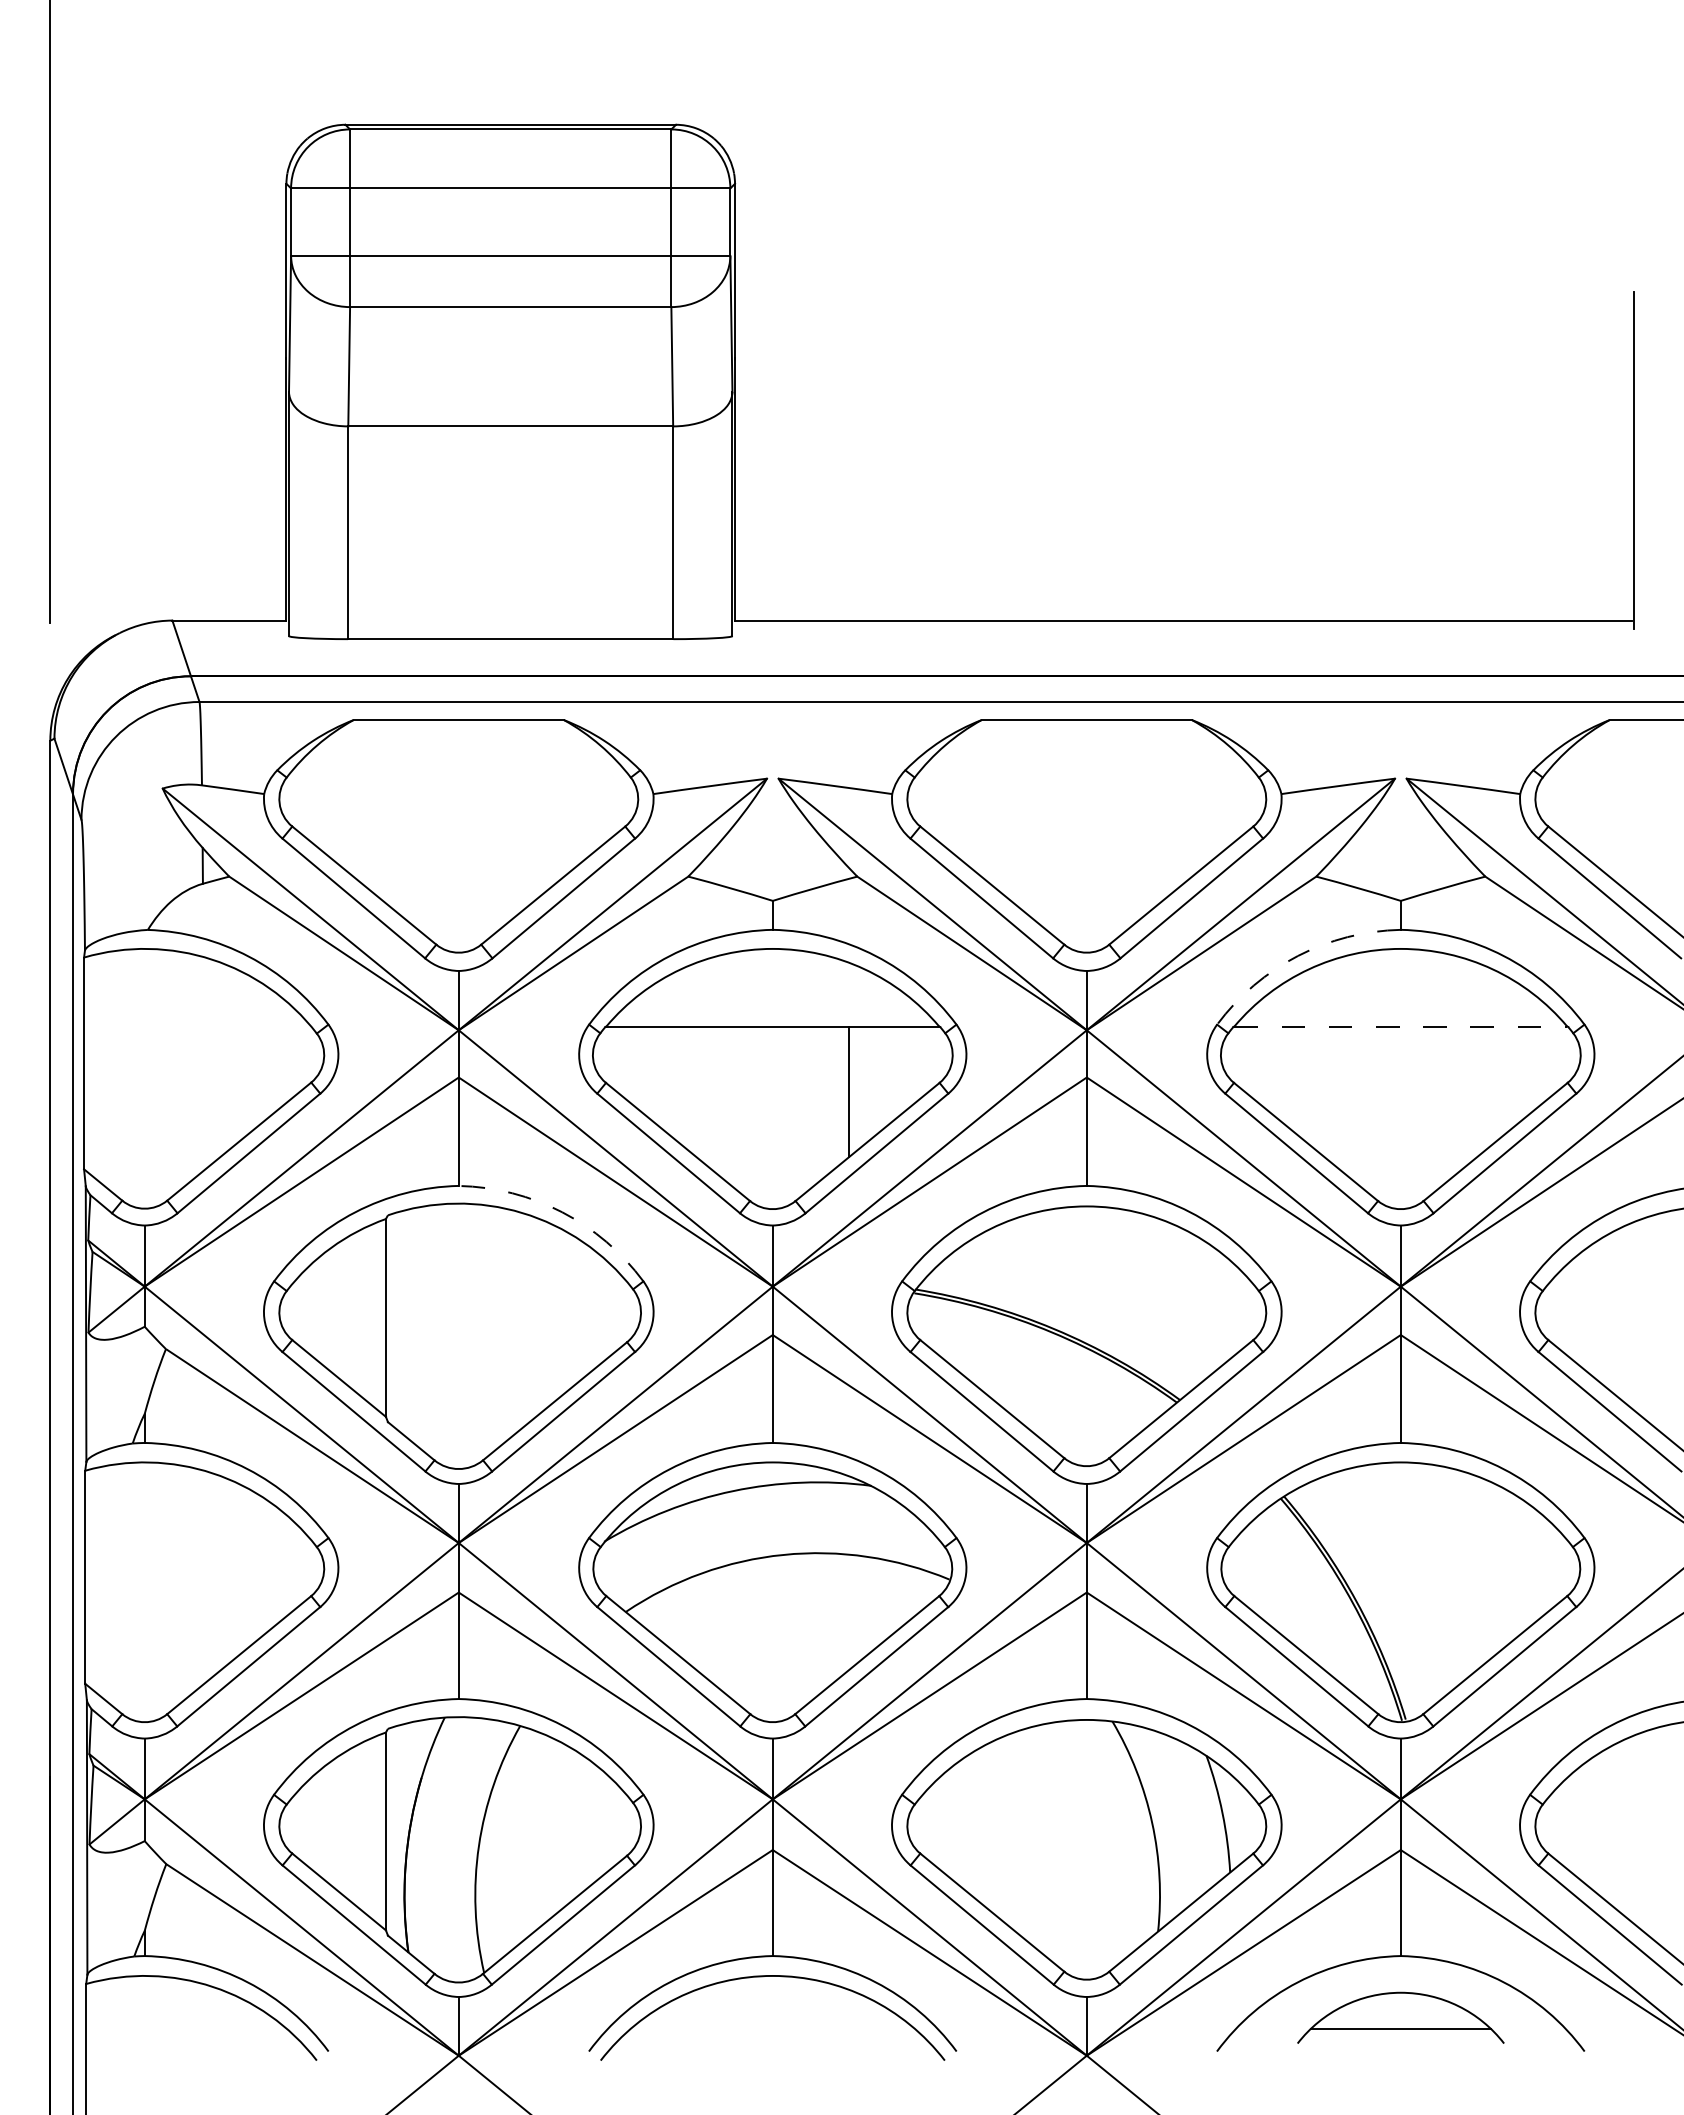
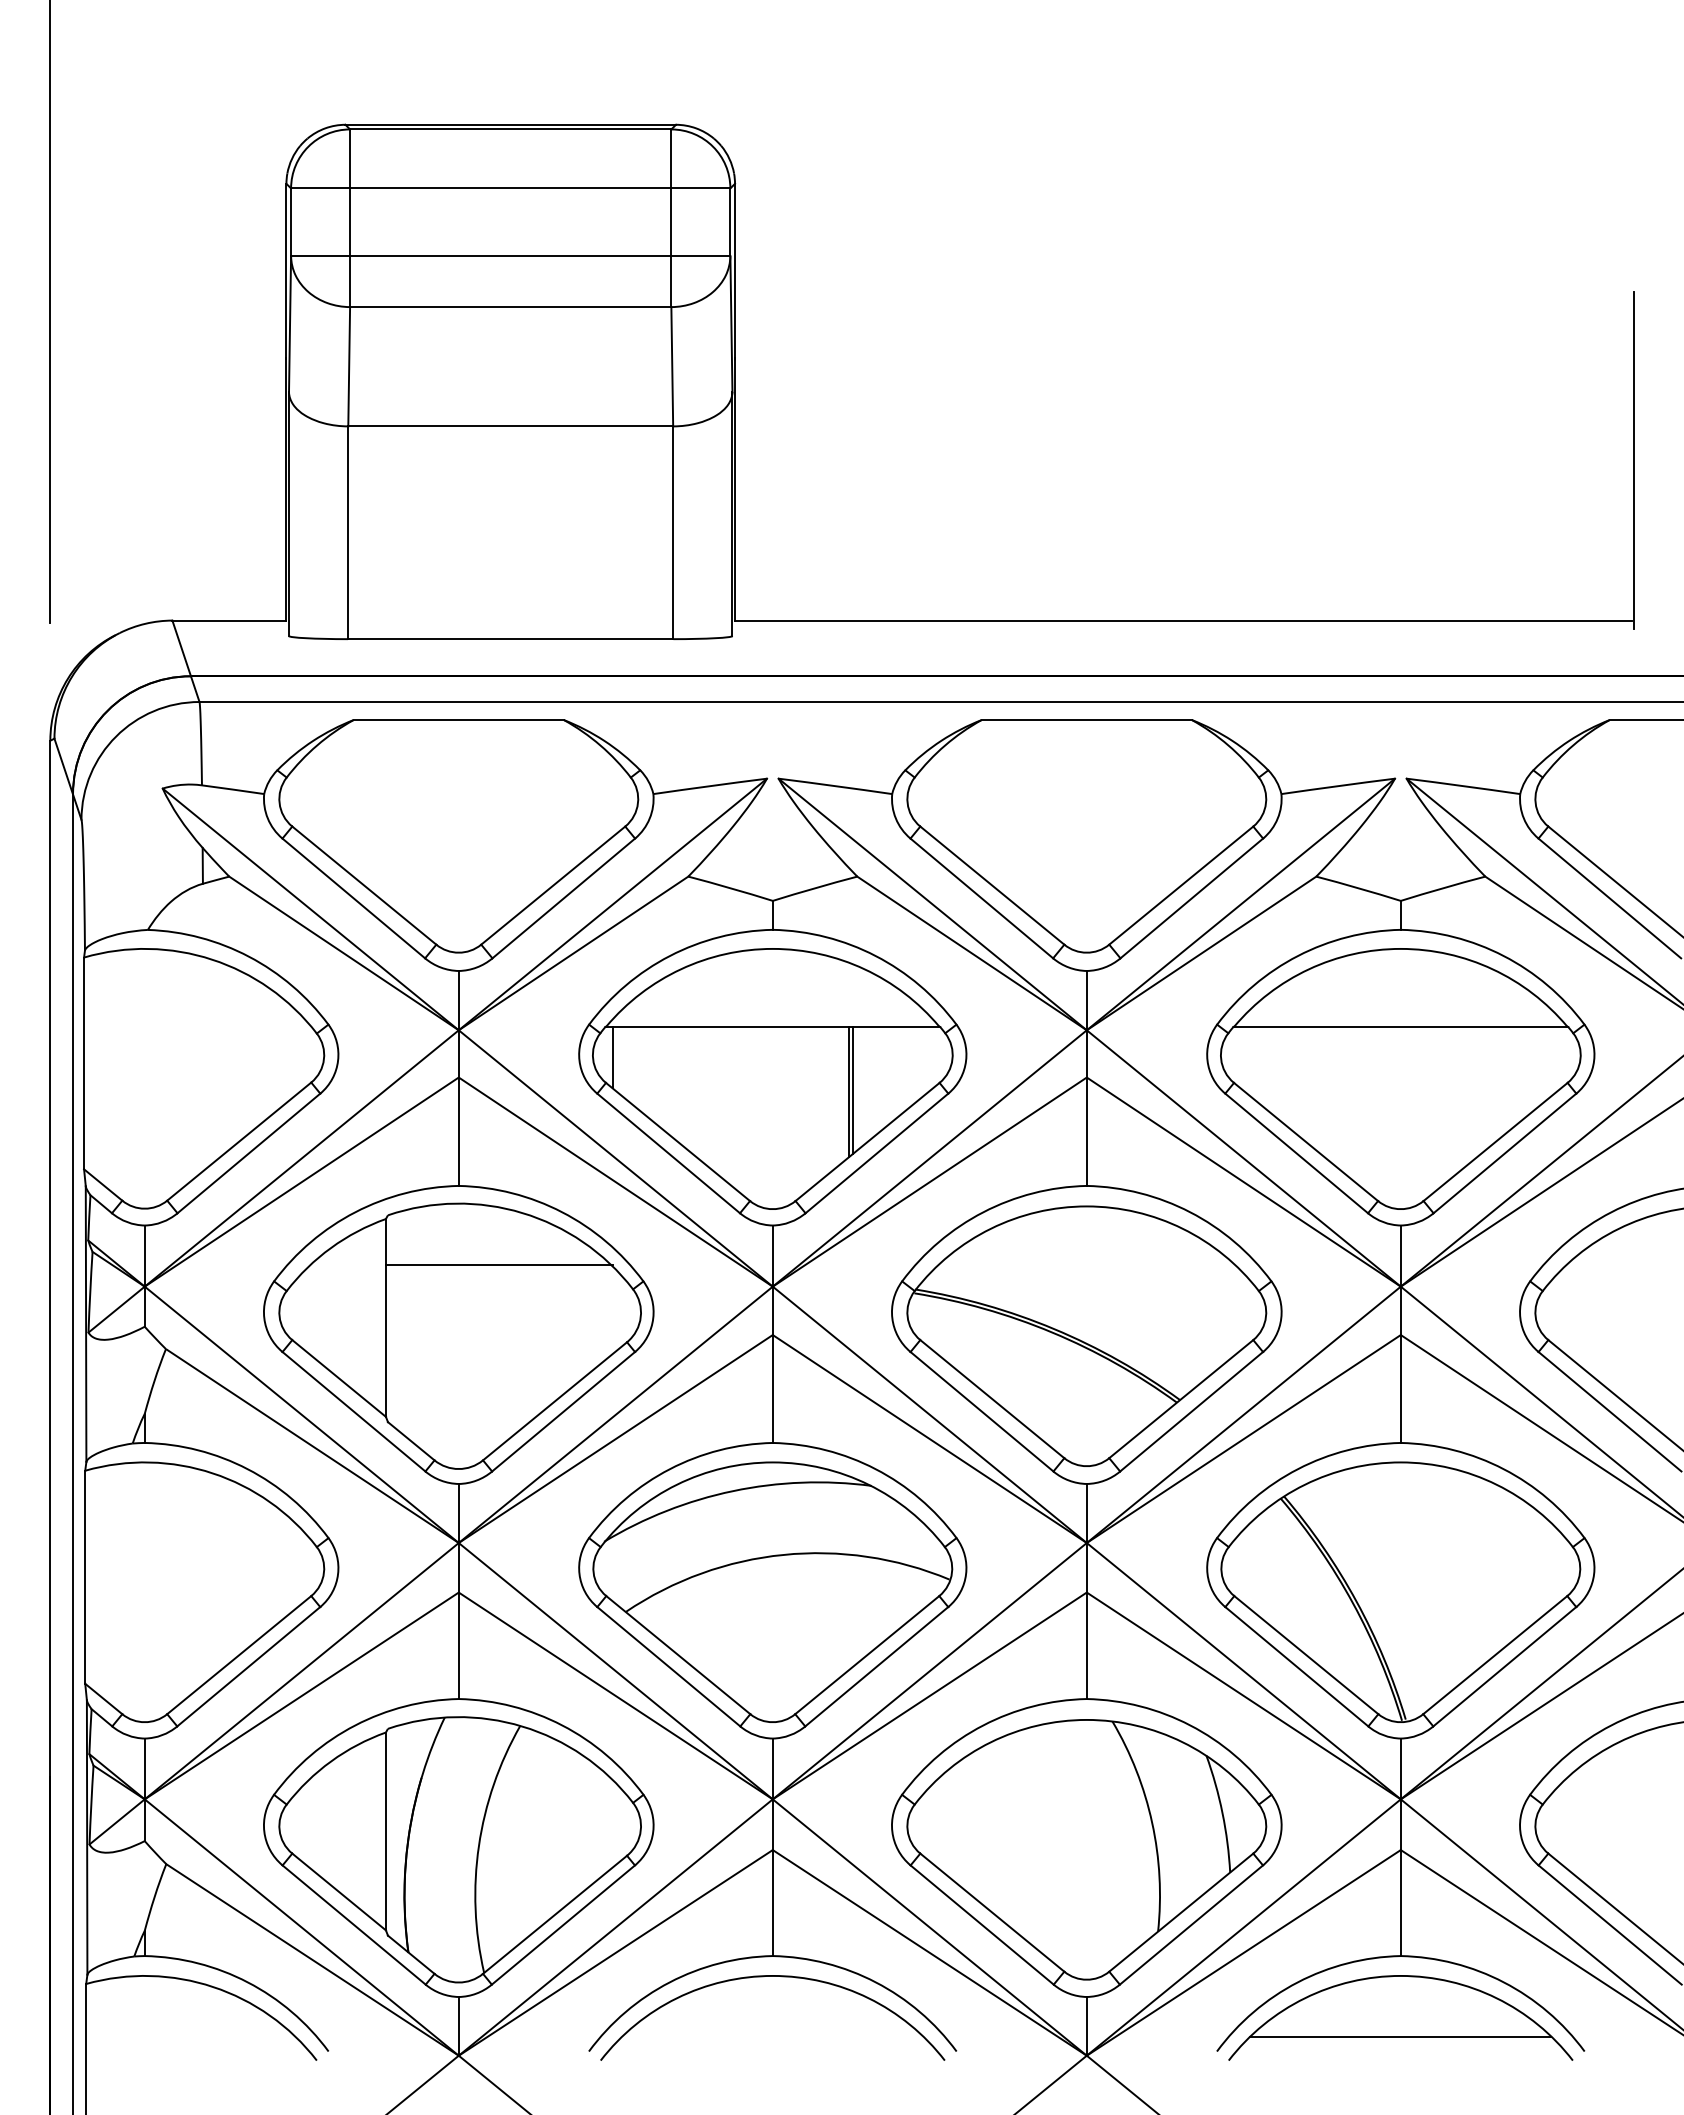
arc: dashed -> solid (1298, 955)
line: dashed -> solid (1401, 1026)
line: none -> present (612, 1057)
line: none -> present (853, 1089)
arc: dashed -> solid (562, 1212)
line: none -> present (498, 1265)
part size: 208x53 px -> 346x86 px (1400, 2017)
